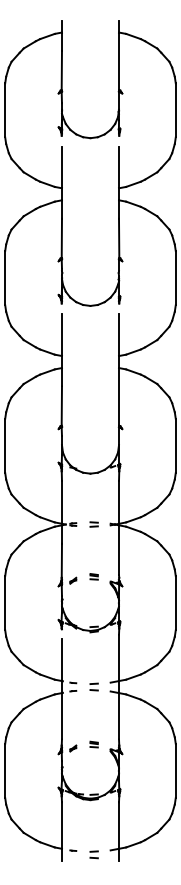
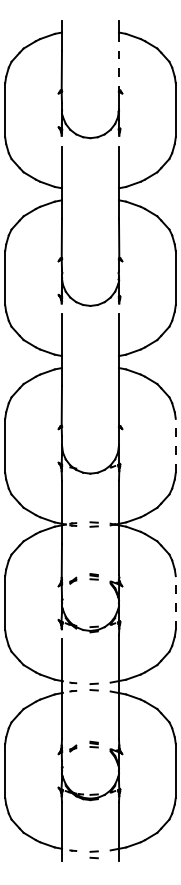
line: solid -> dashed (119, 62)
line: solid -> dashed (175, 445)
line: solid -> dashed (175, 602)
